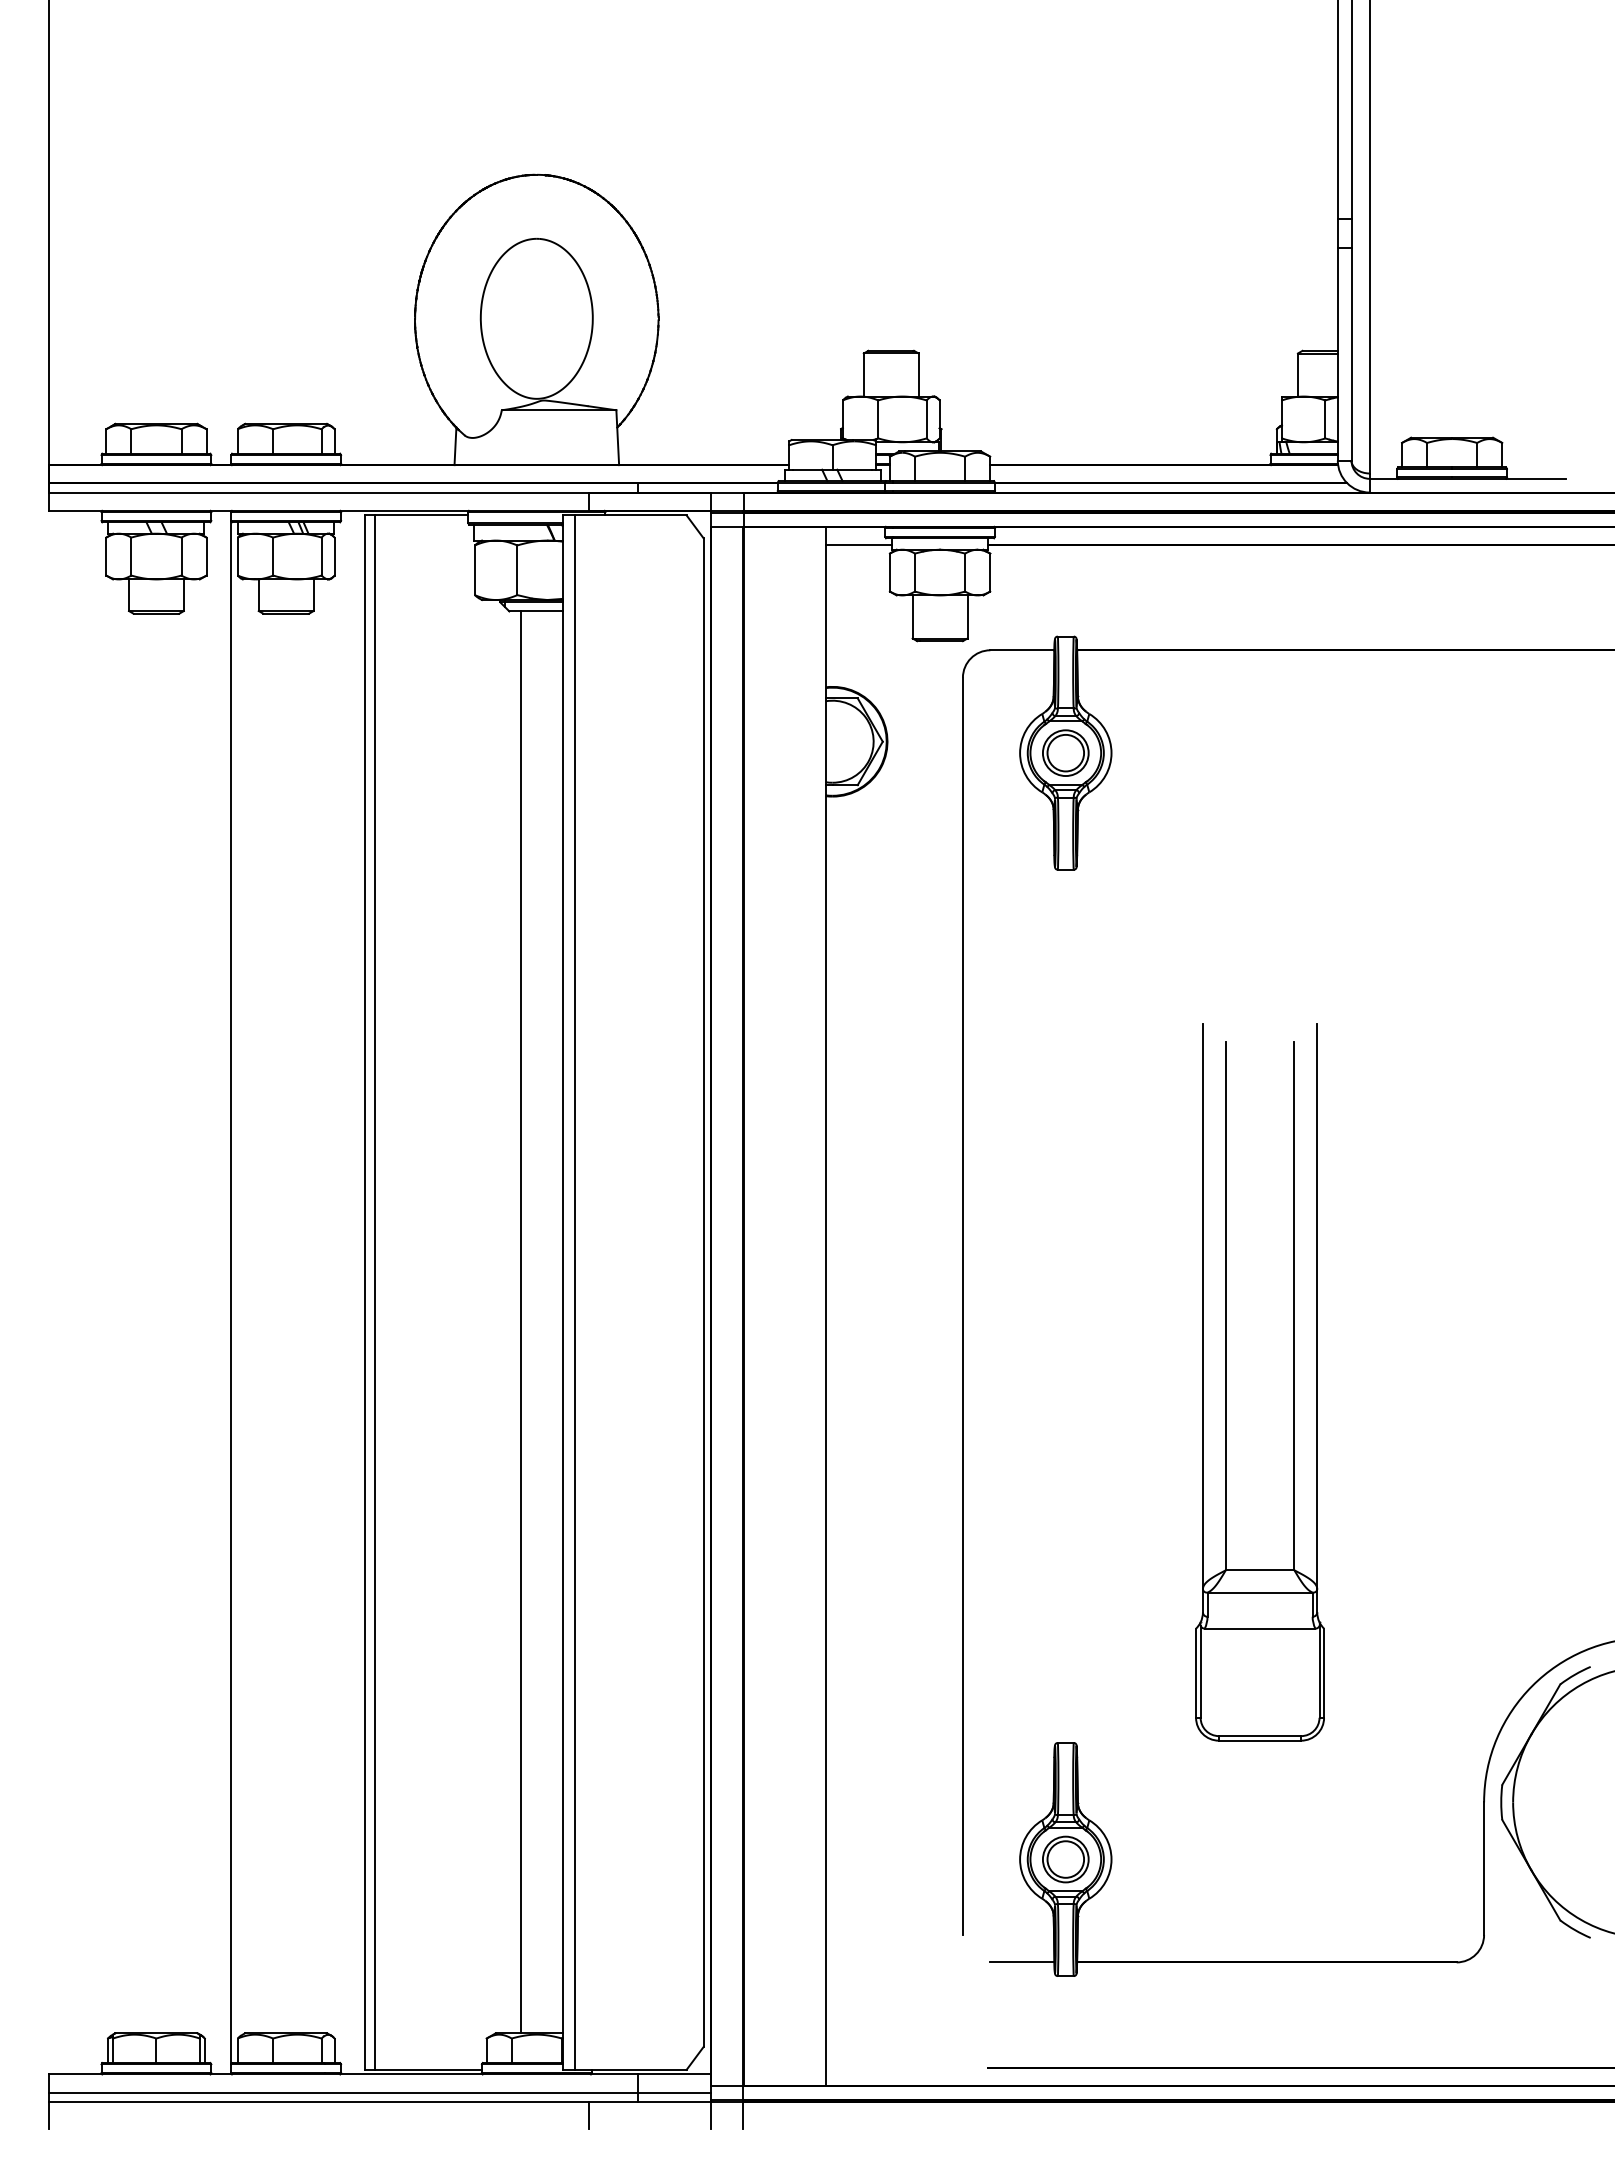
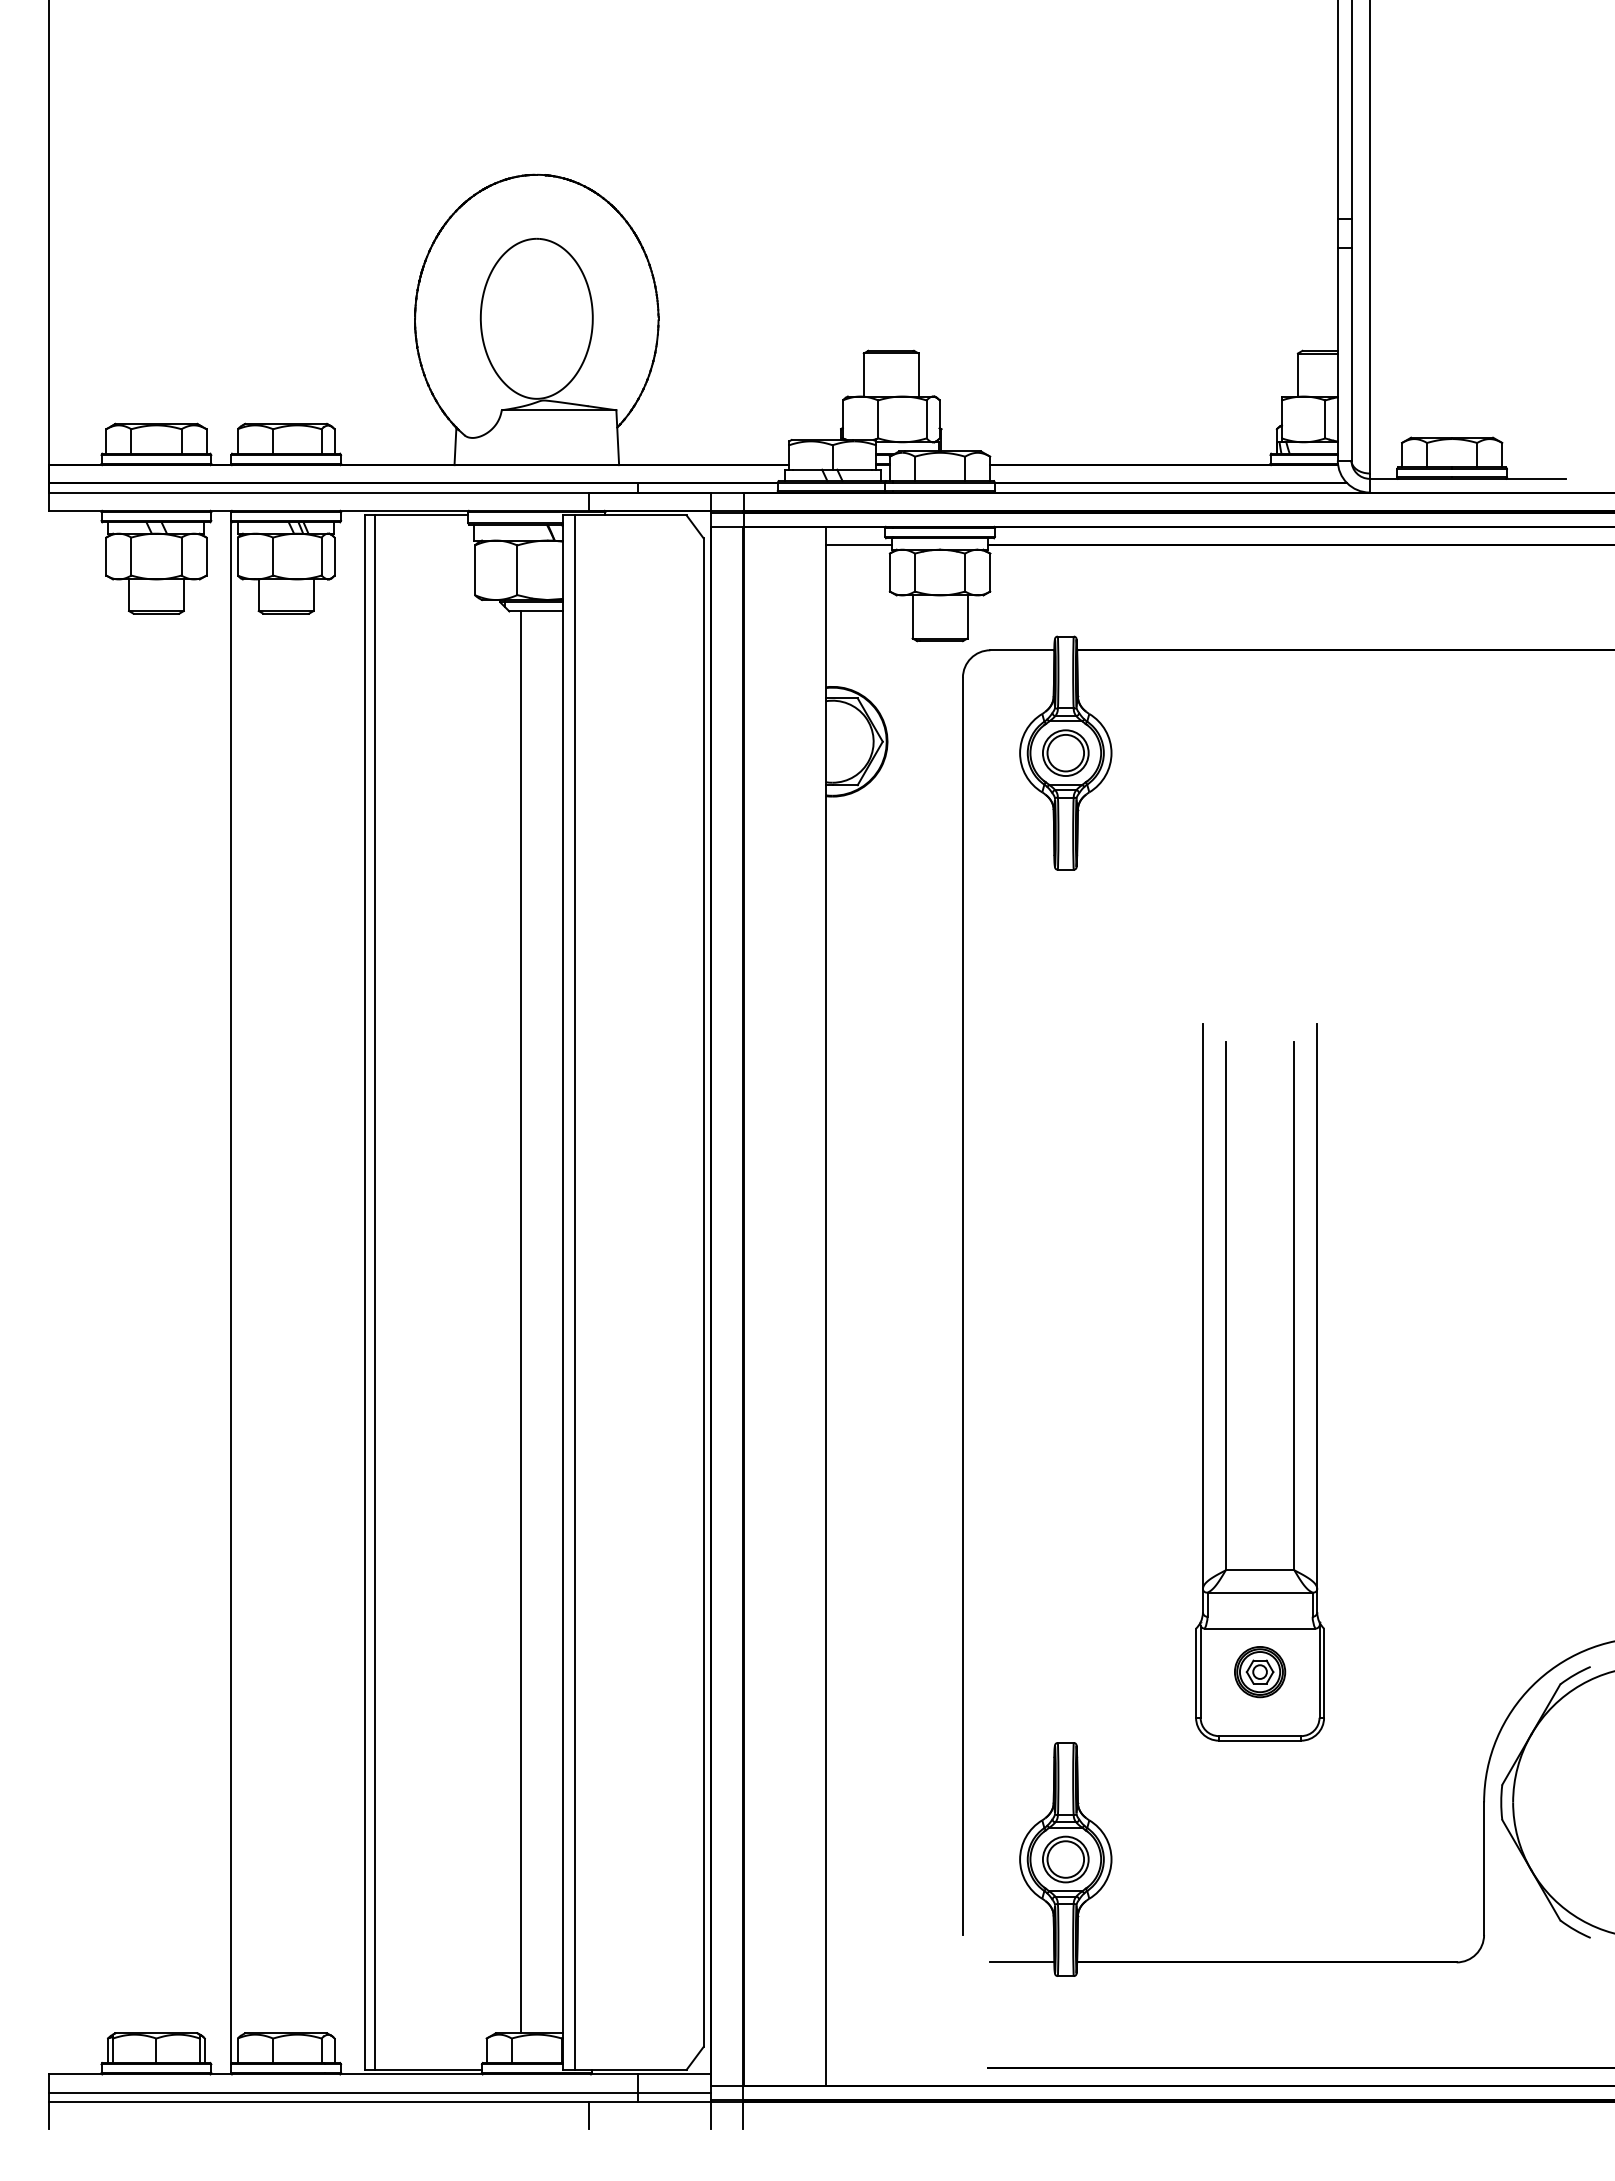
part: none -> present (1260, 1672)
